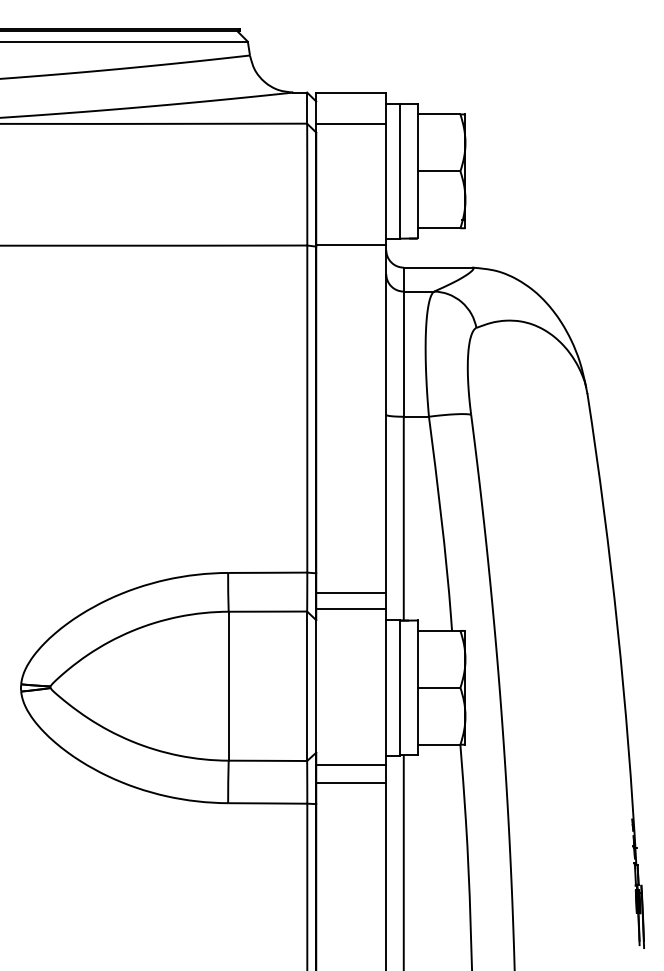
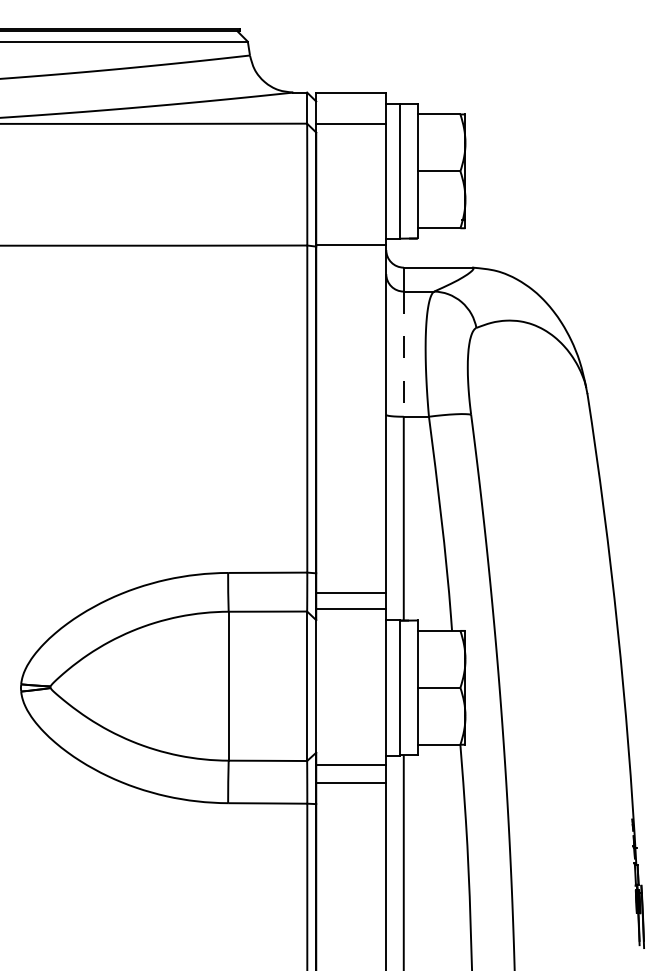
line: solid -> dashed (403, 354)
